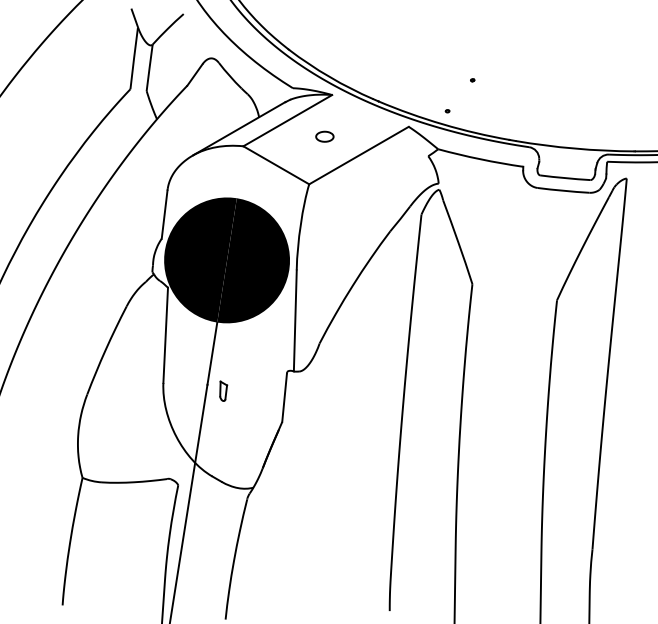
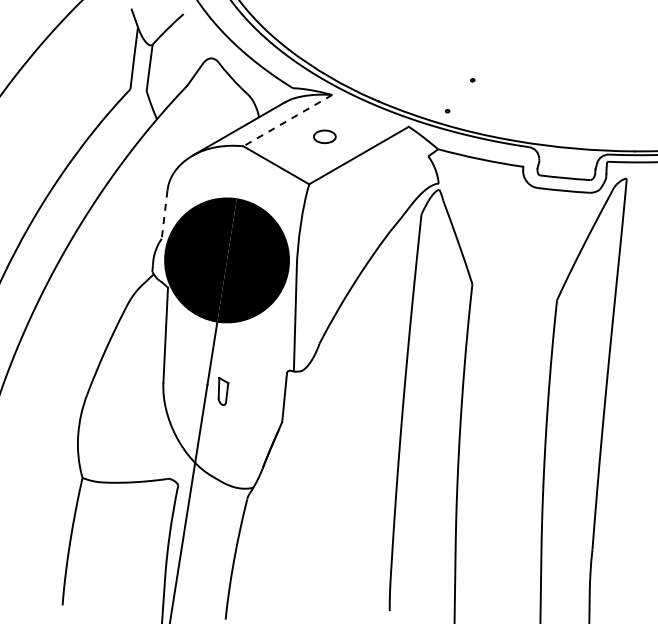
line: solid -> dashed (287, 120)
part size: 20x13 px -> 24x15 px (324, 136)
line: solid -> dashed (164, 215)
part size: 10x22 px -> 13x29 px (223, 391)
